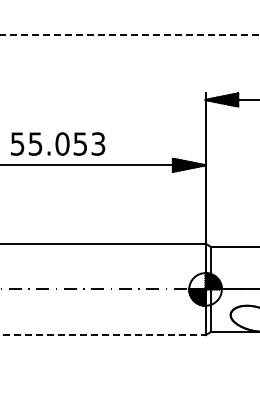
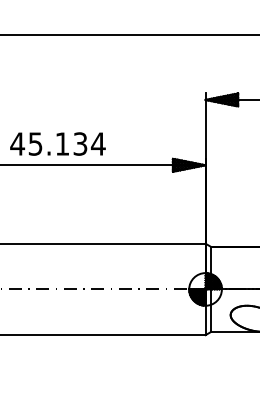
line: dashed -> solid (130, 34)
text: 55.053 -> 45.134 (57, 143)
line: dashed -> solid (103, 335)
